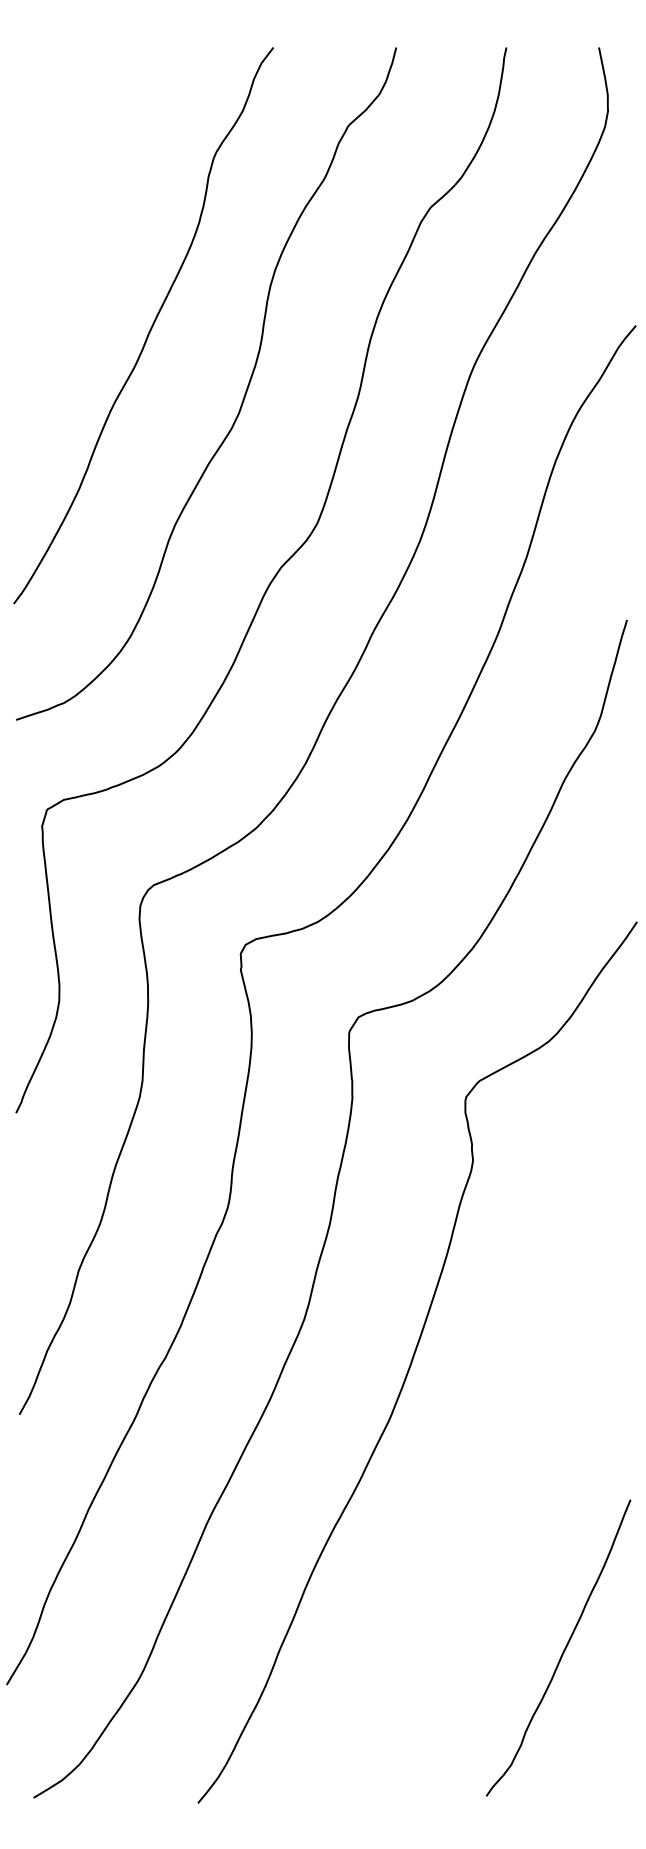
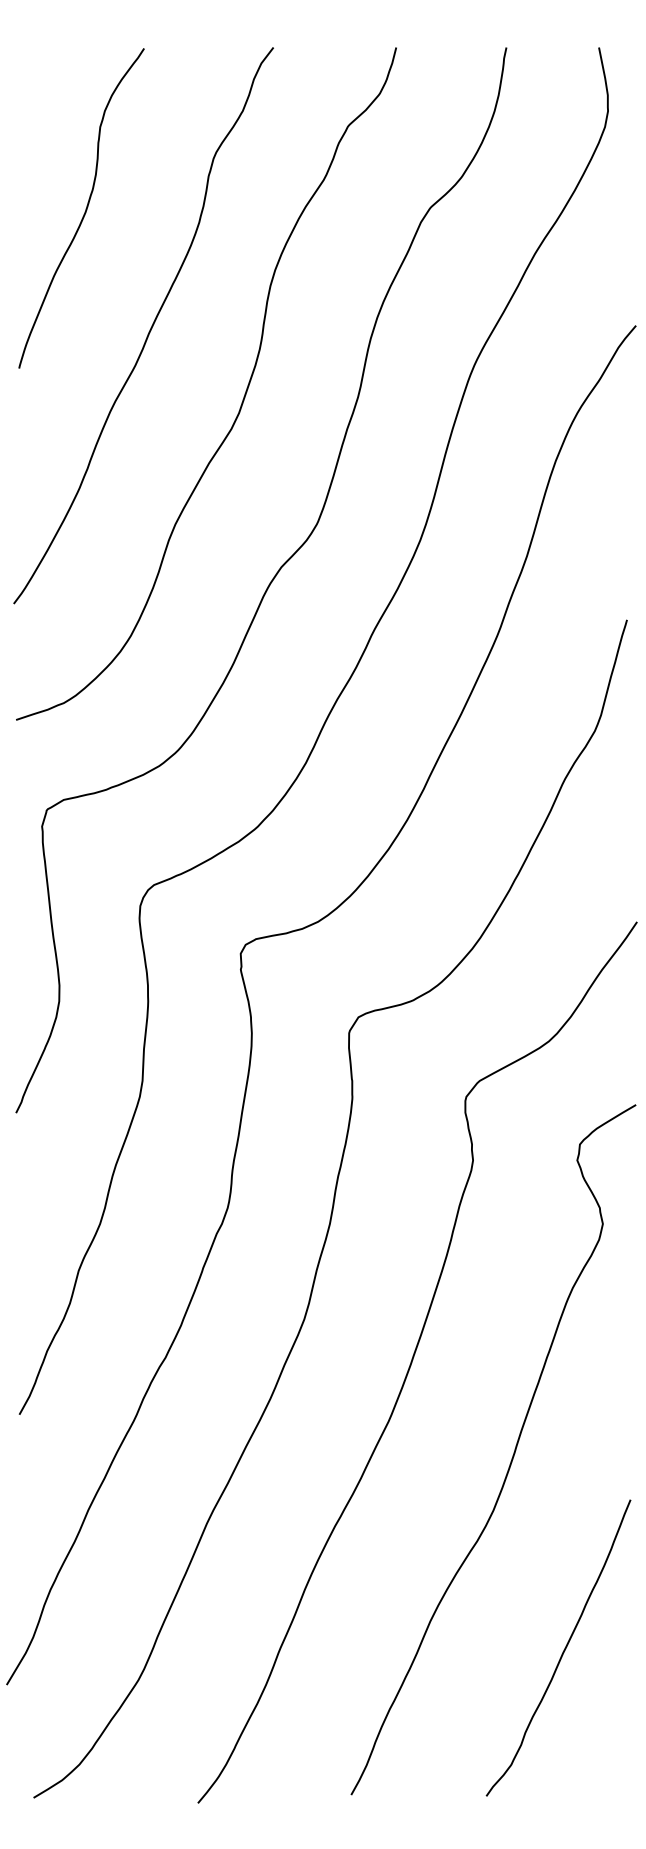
curve: none -> present (85, 208)
curve: none -> present (512, 1455)
